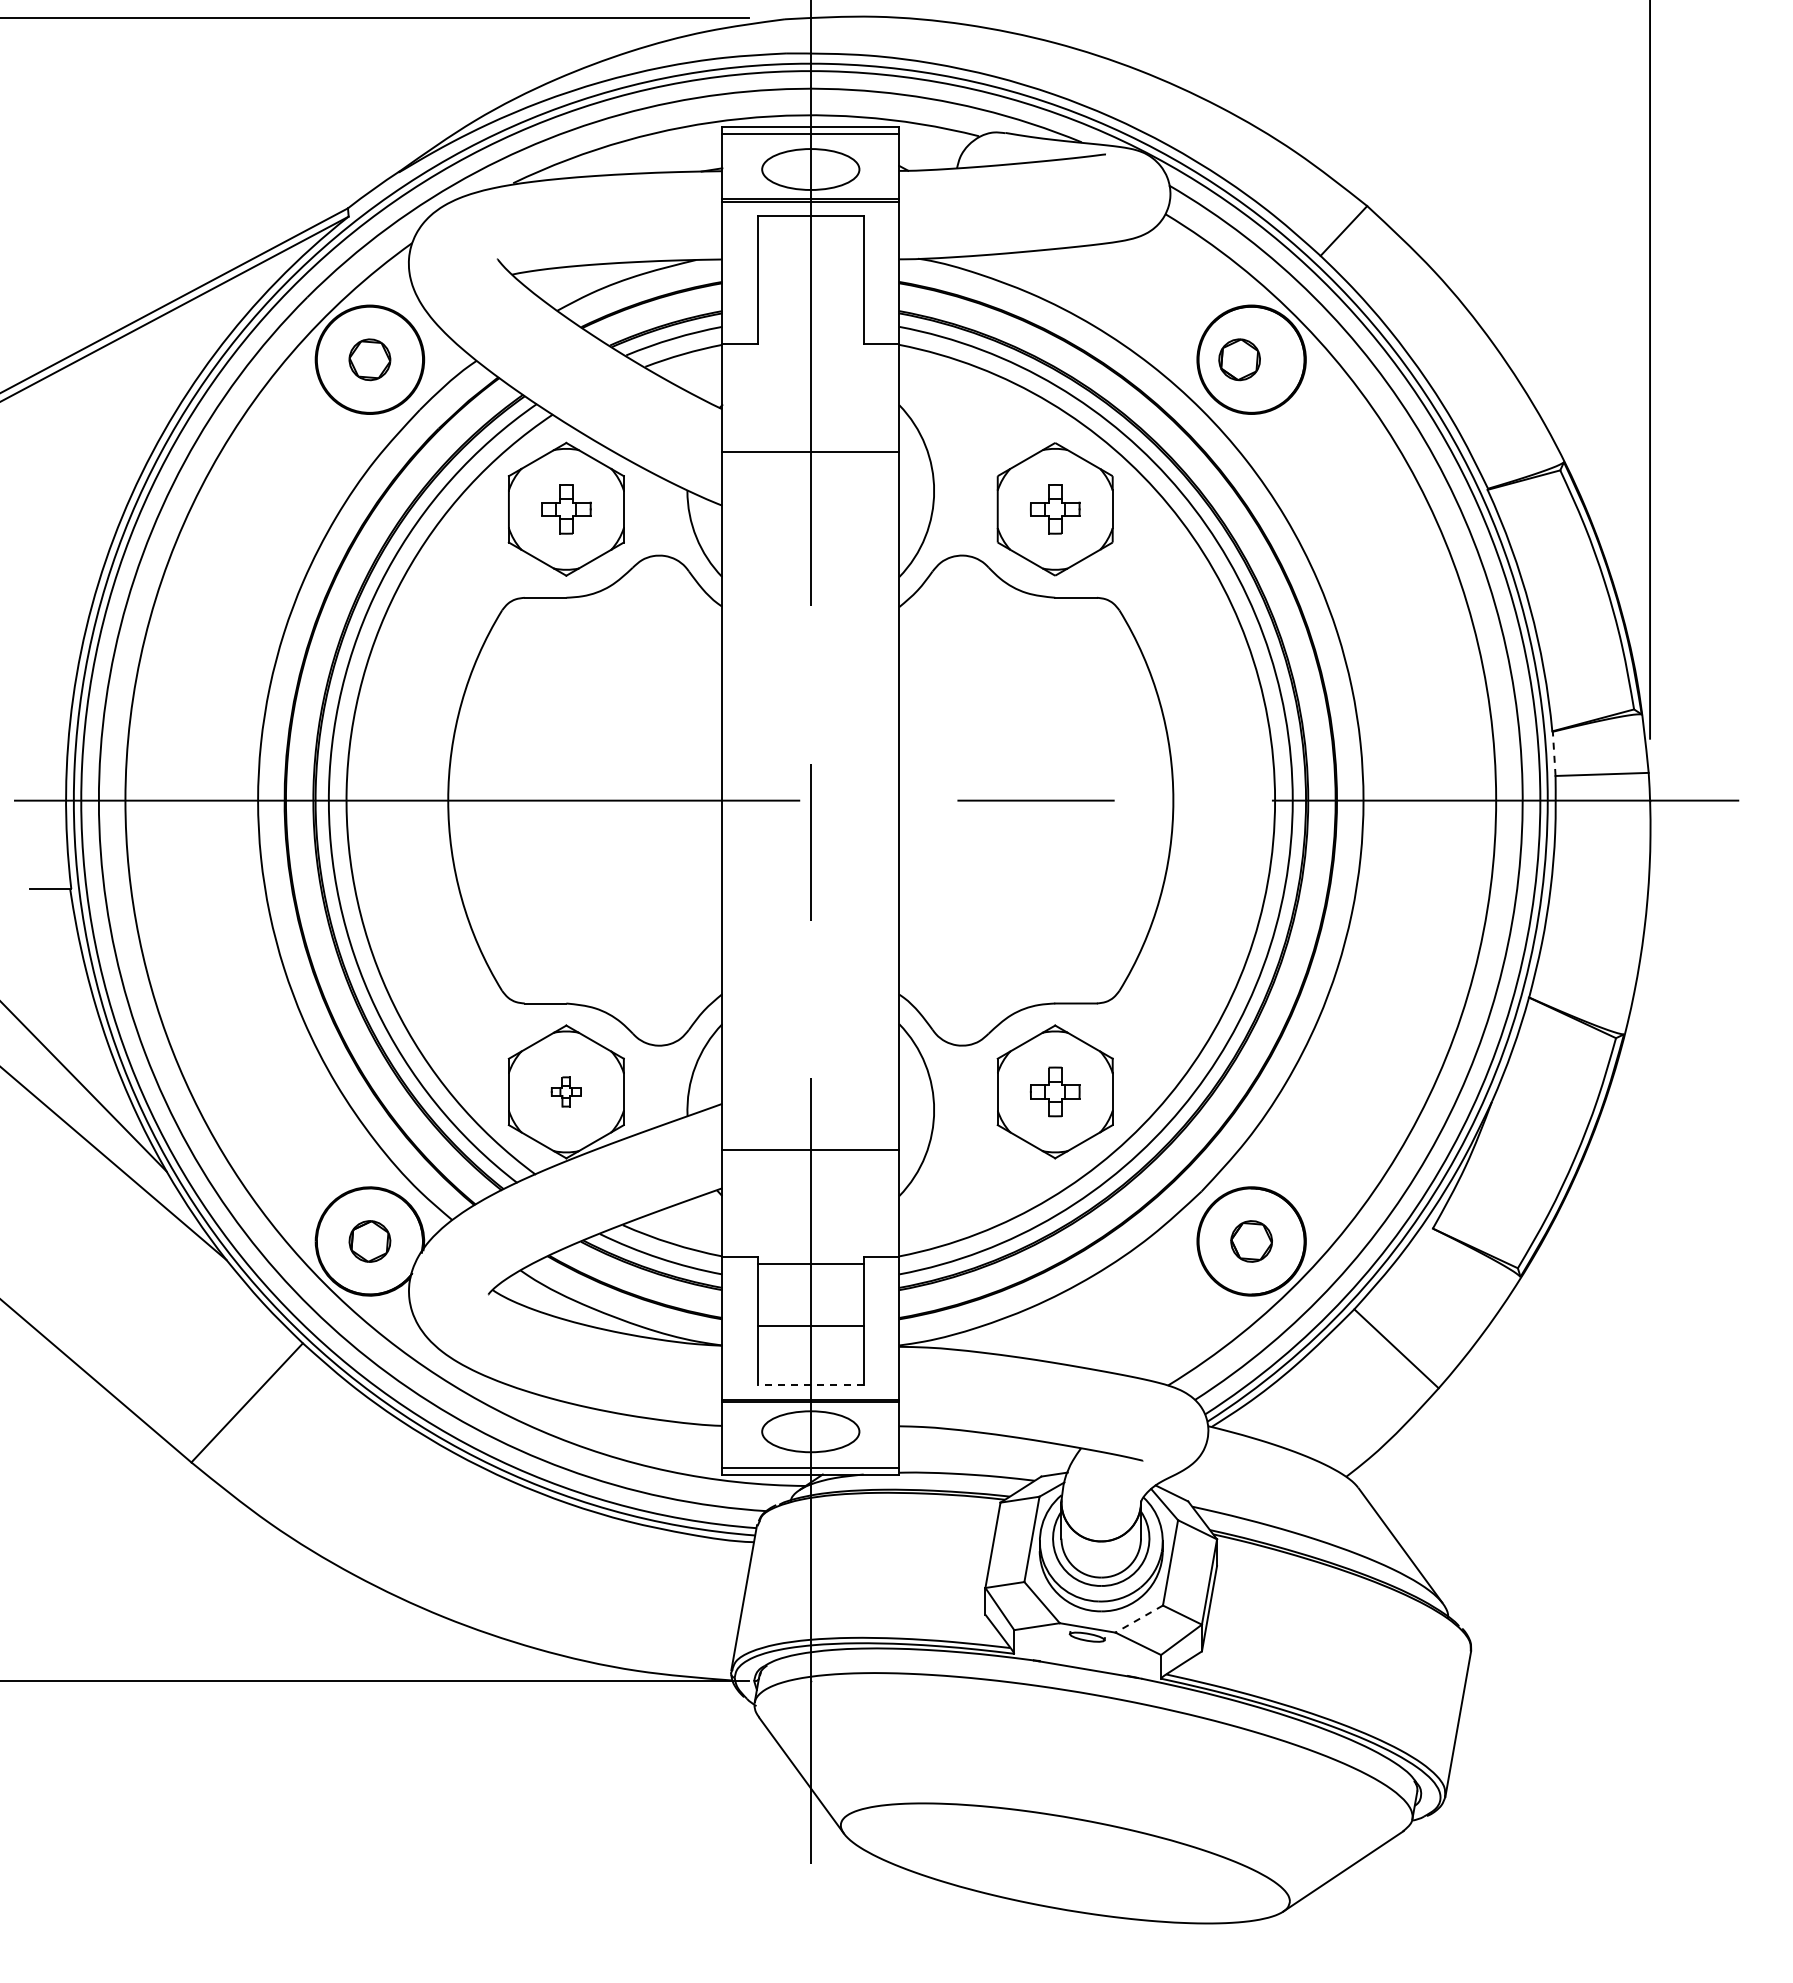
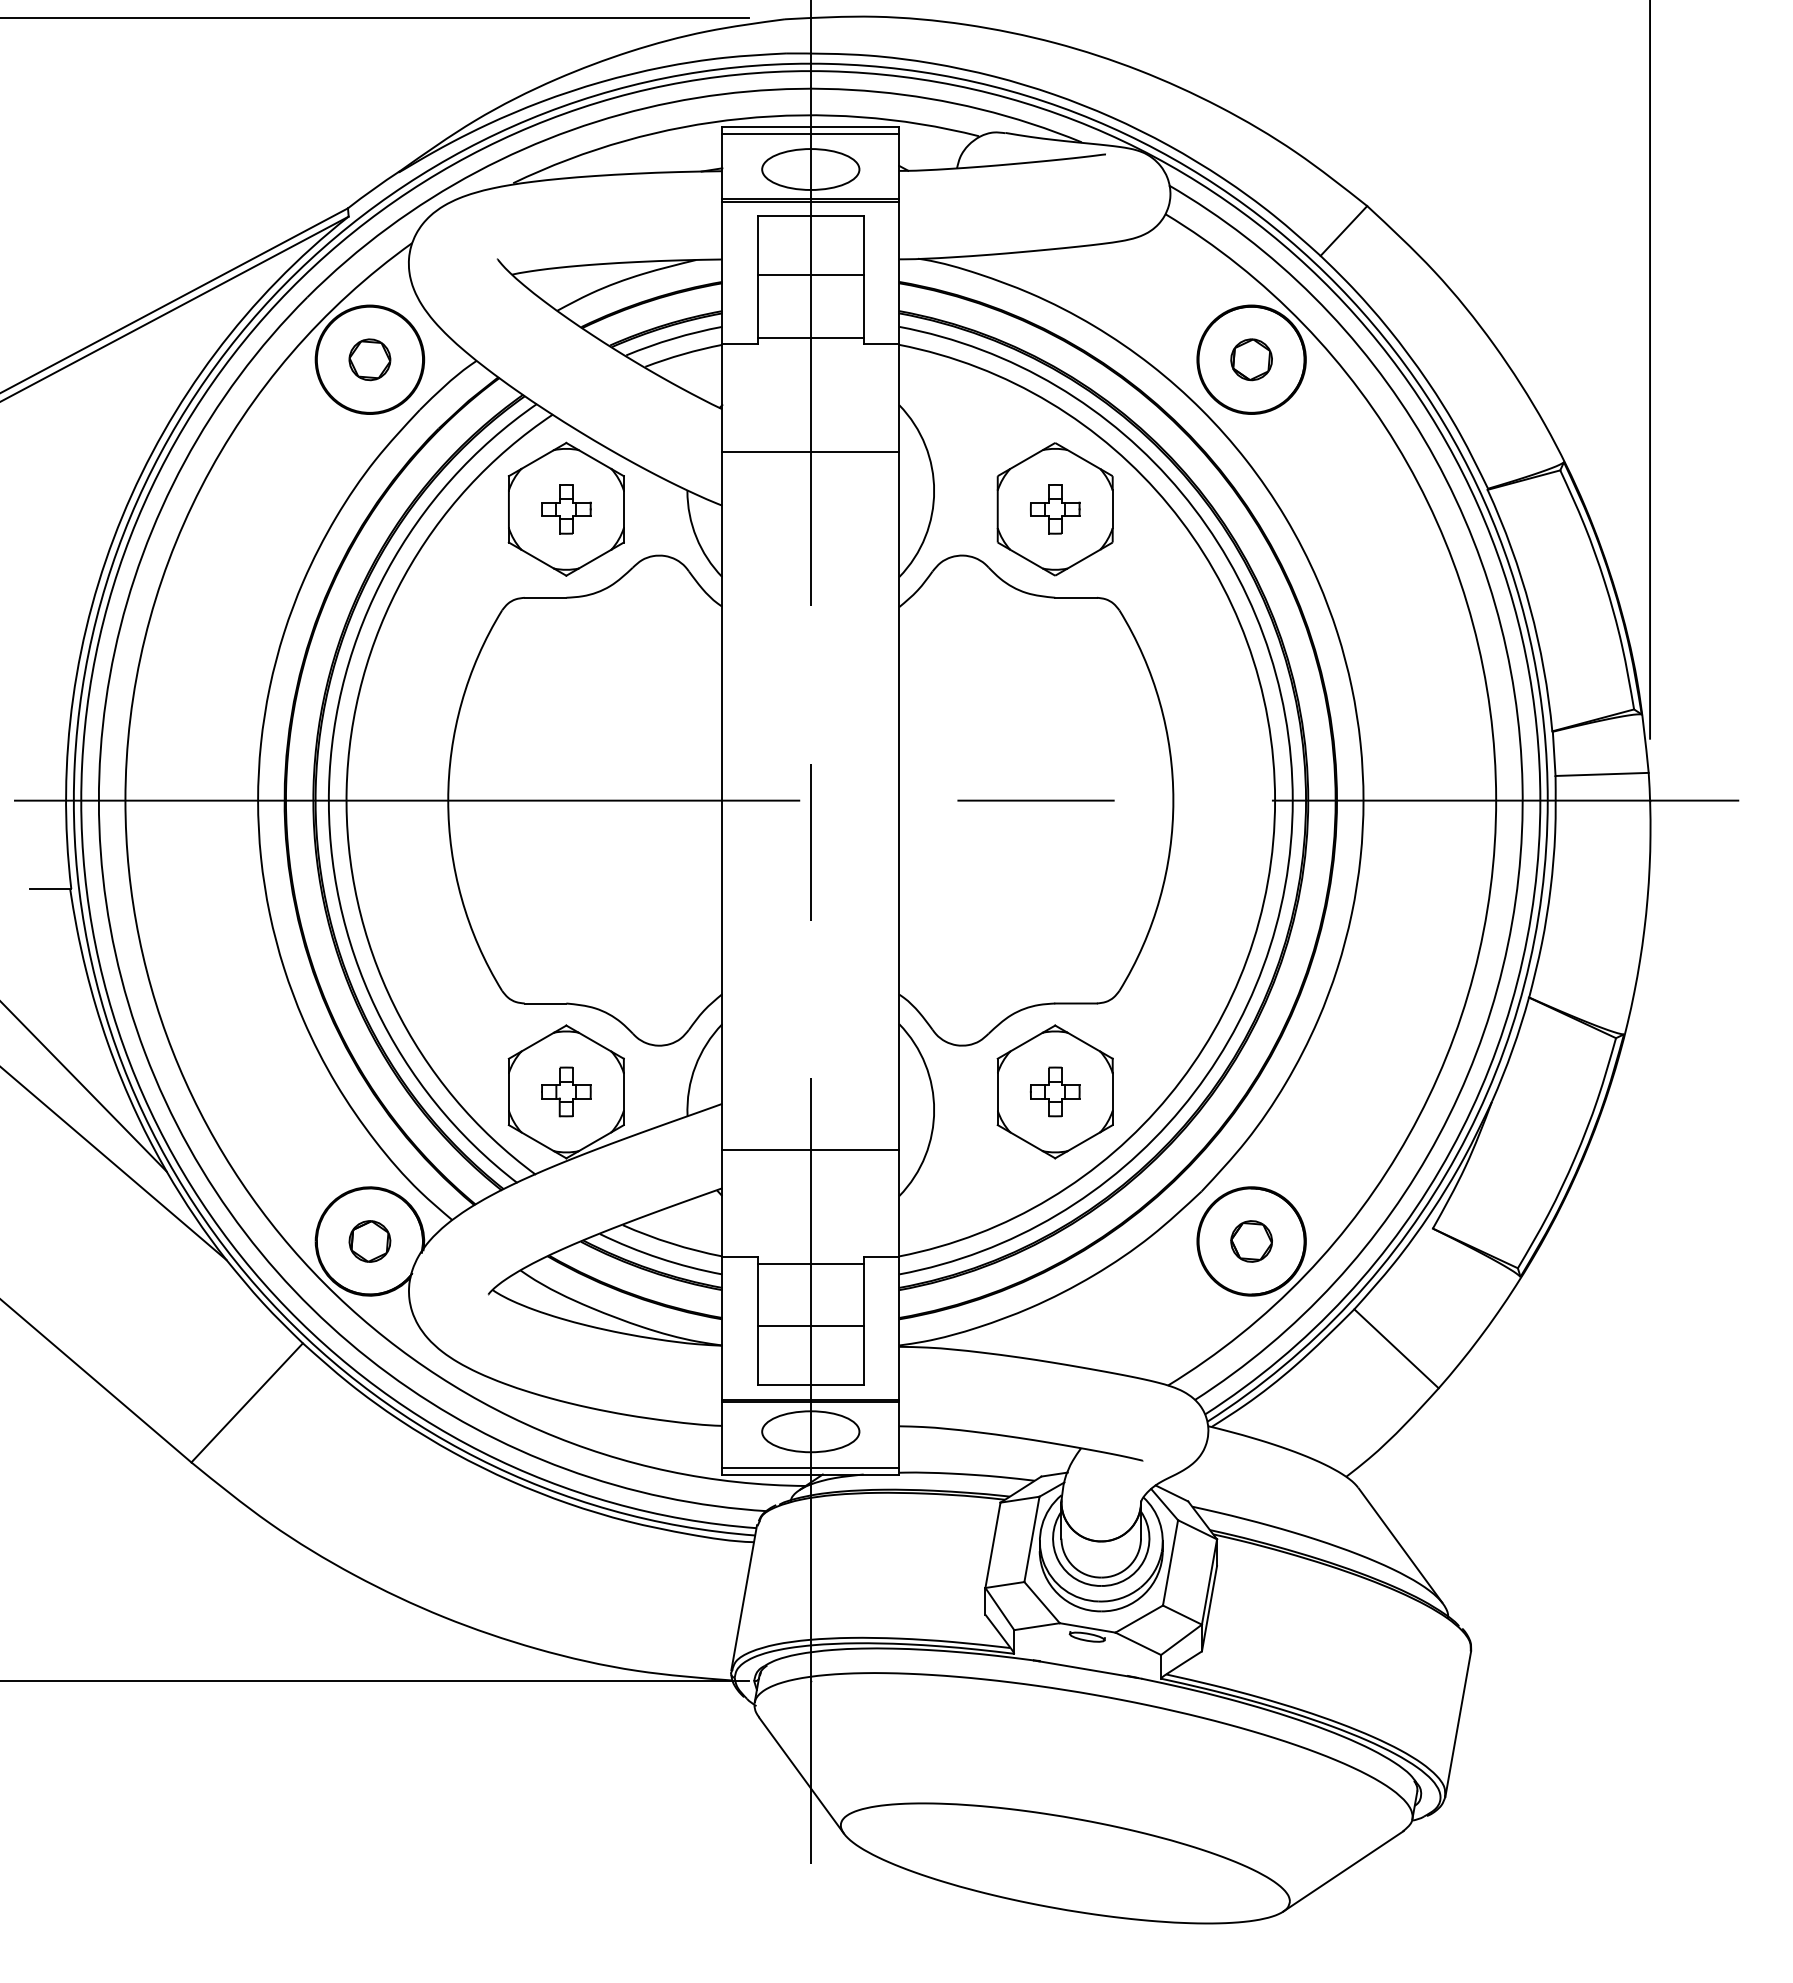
line: none -> present (810, 275)
line: none -> present (810, 337)
part position: (1239, 359) -> (1251, 359) (1251, 359)
line: dashed -> solid (1554, 753)
part size: 32x32 px -> 51x52 px (566, 1091)
line: dashed -> solid (810, 1384)
line: dashed -> solid (1138, 1619)
